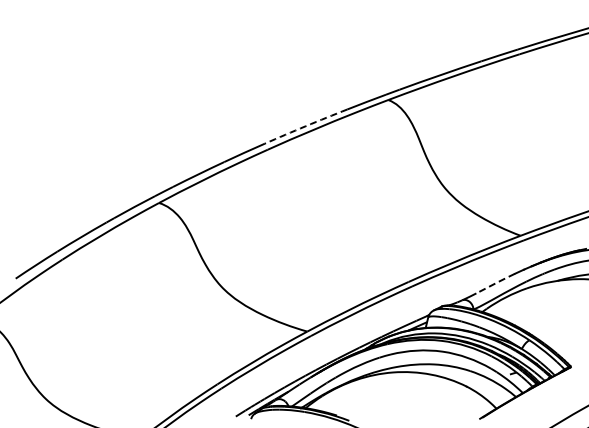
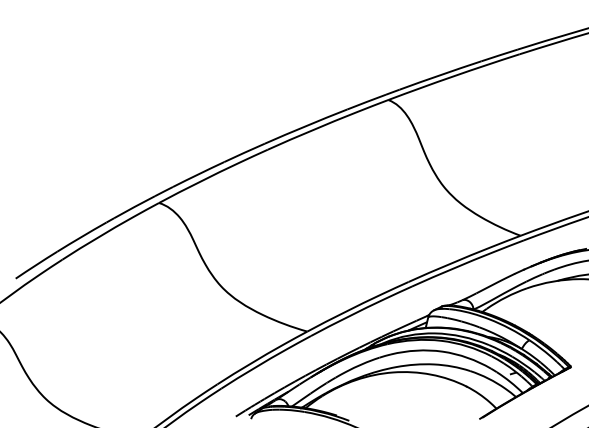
arc: dashed -> solid (305, 126)
line: dashed -> solid (496, 282)
